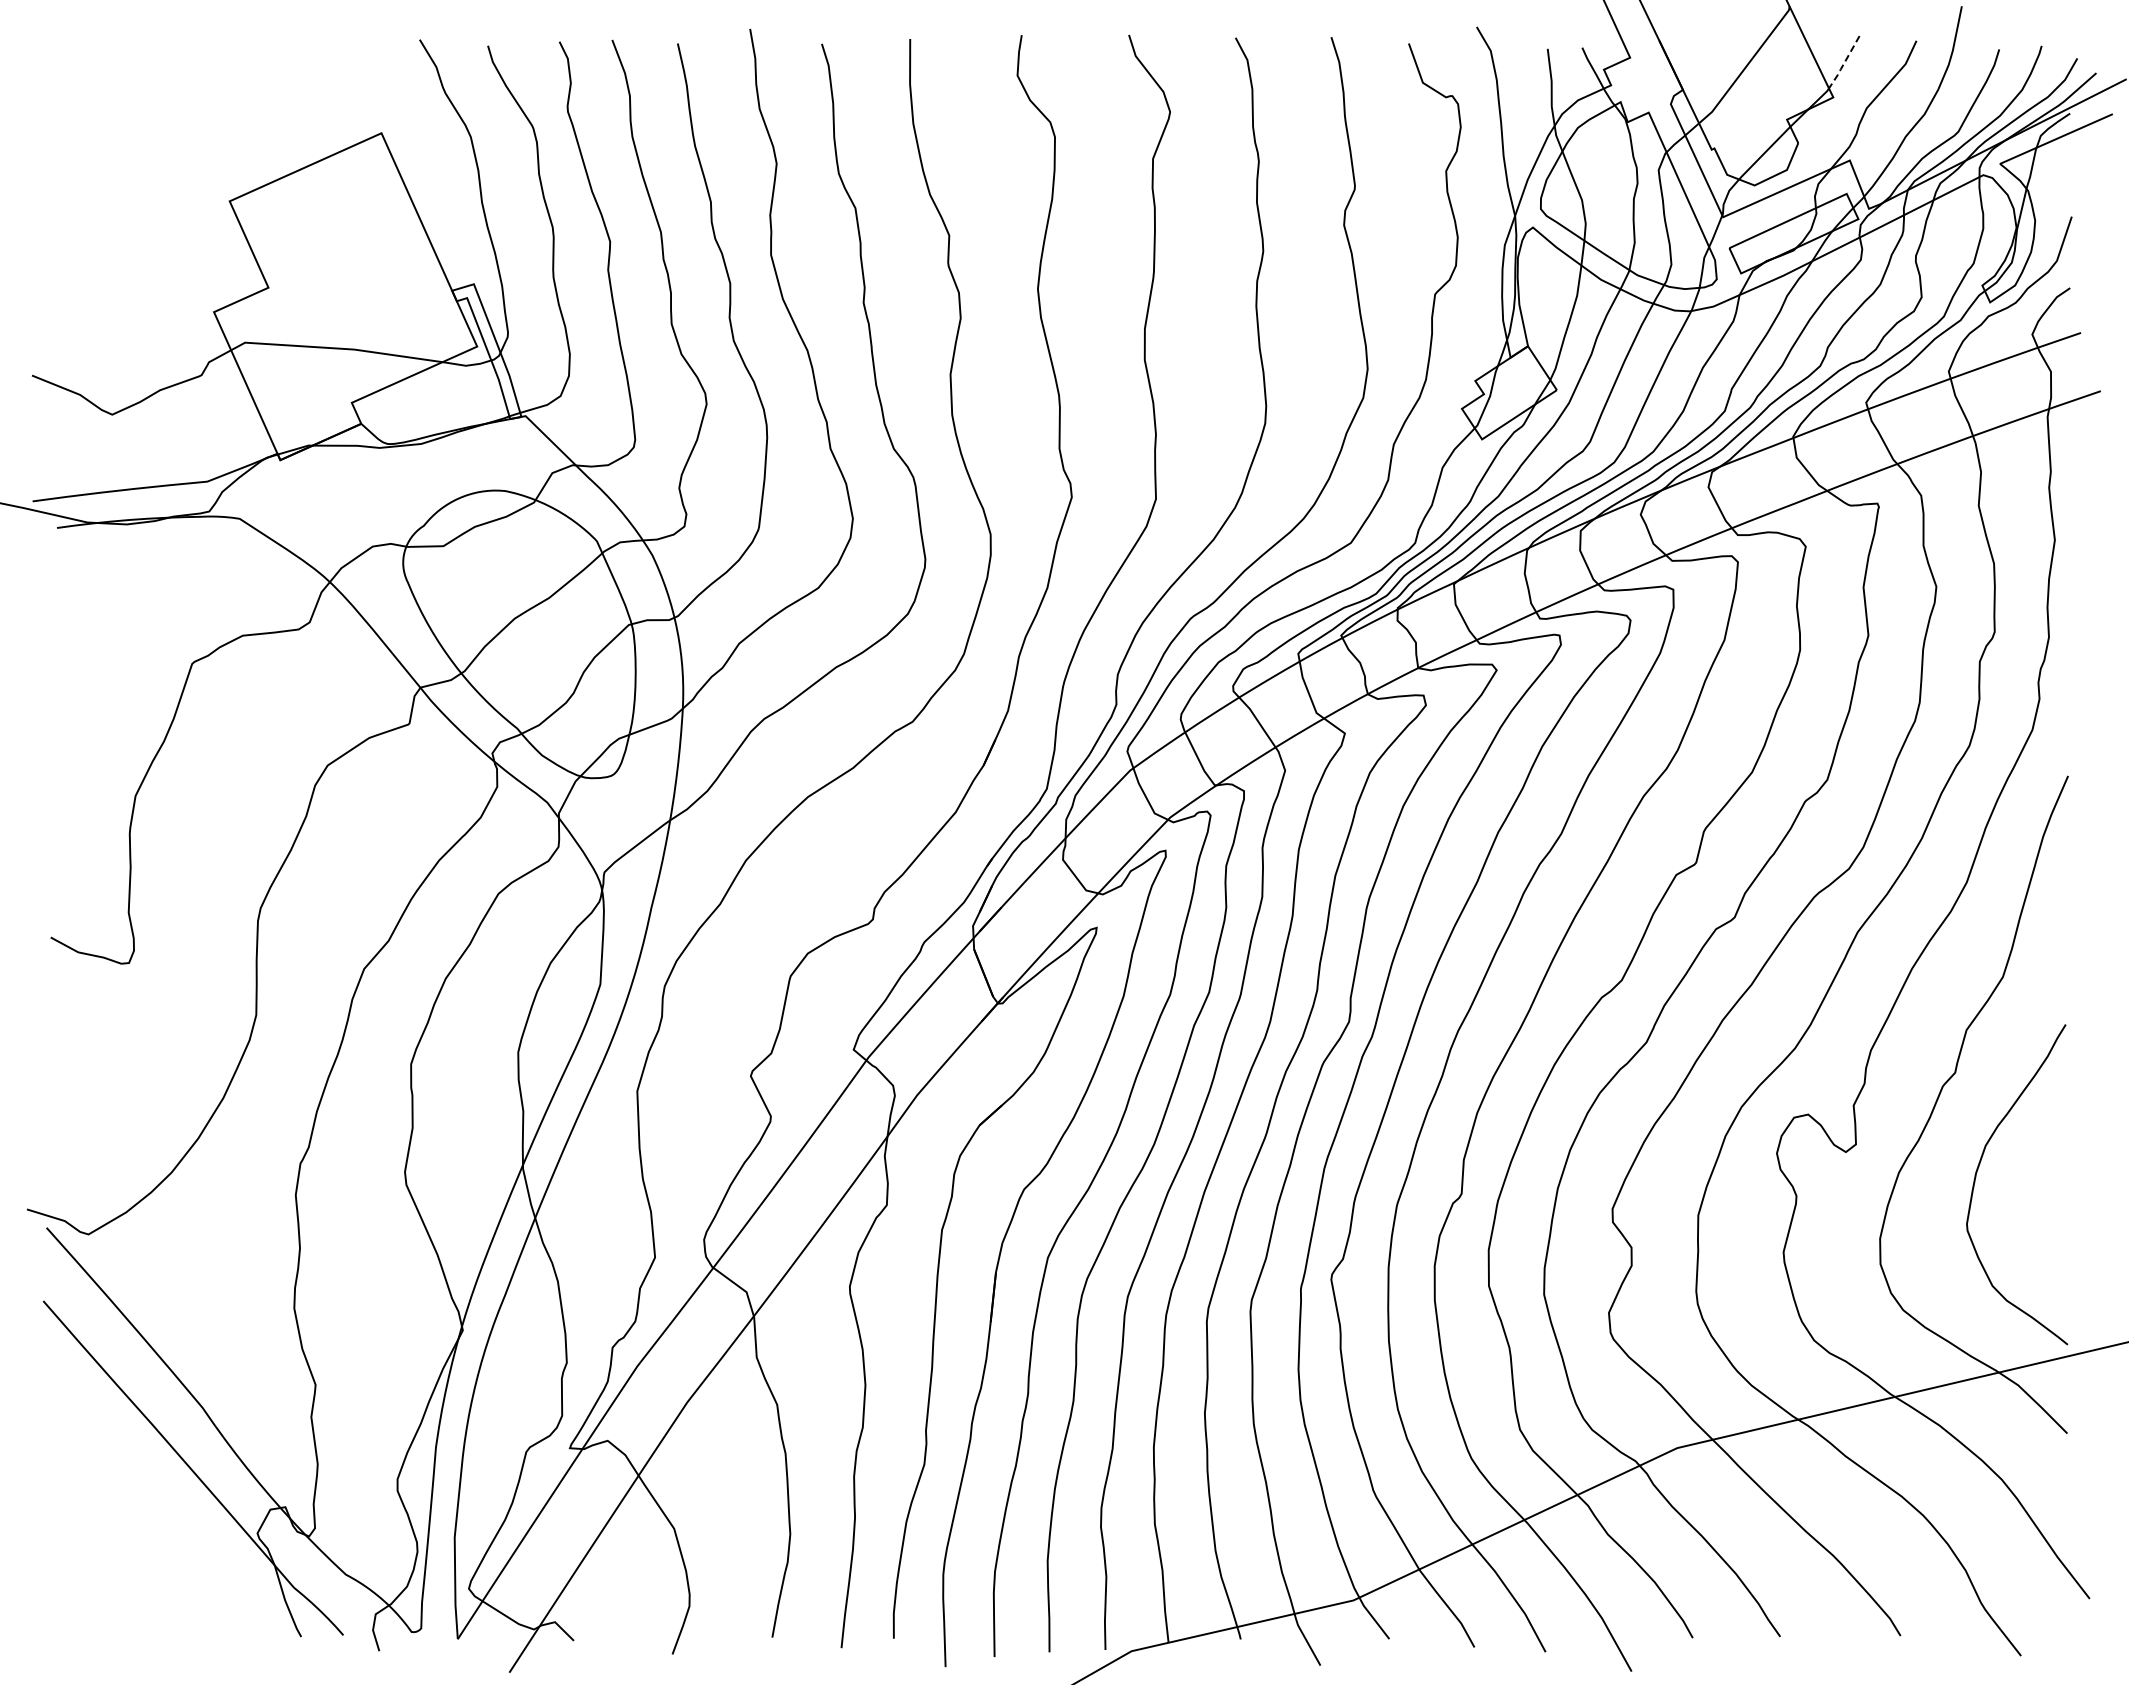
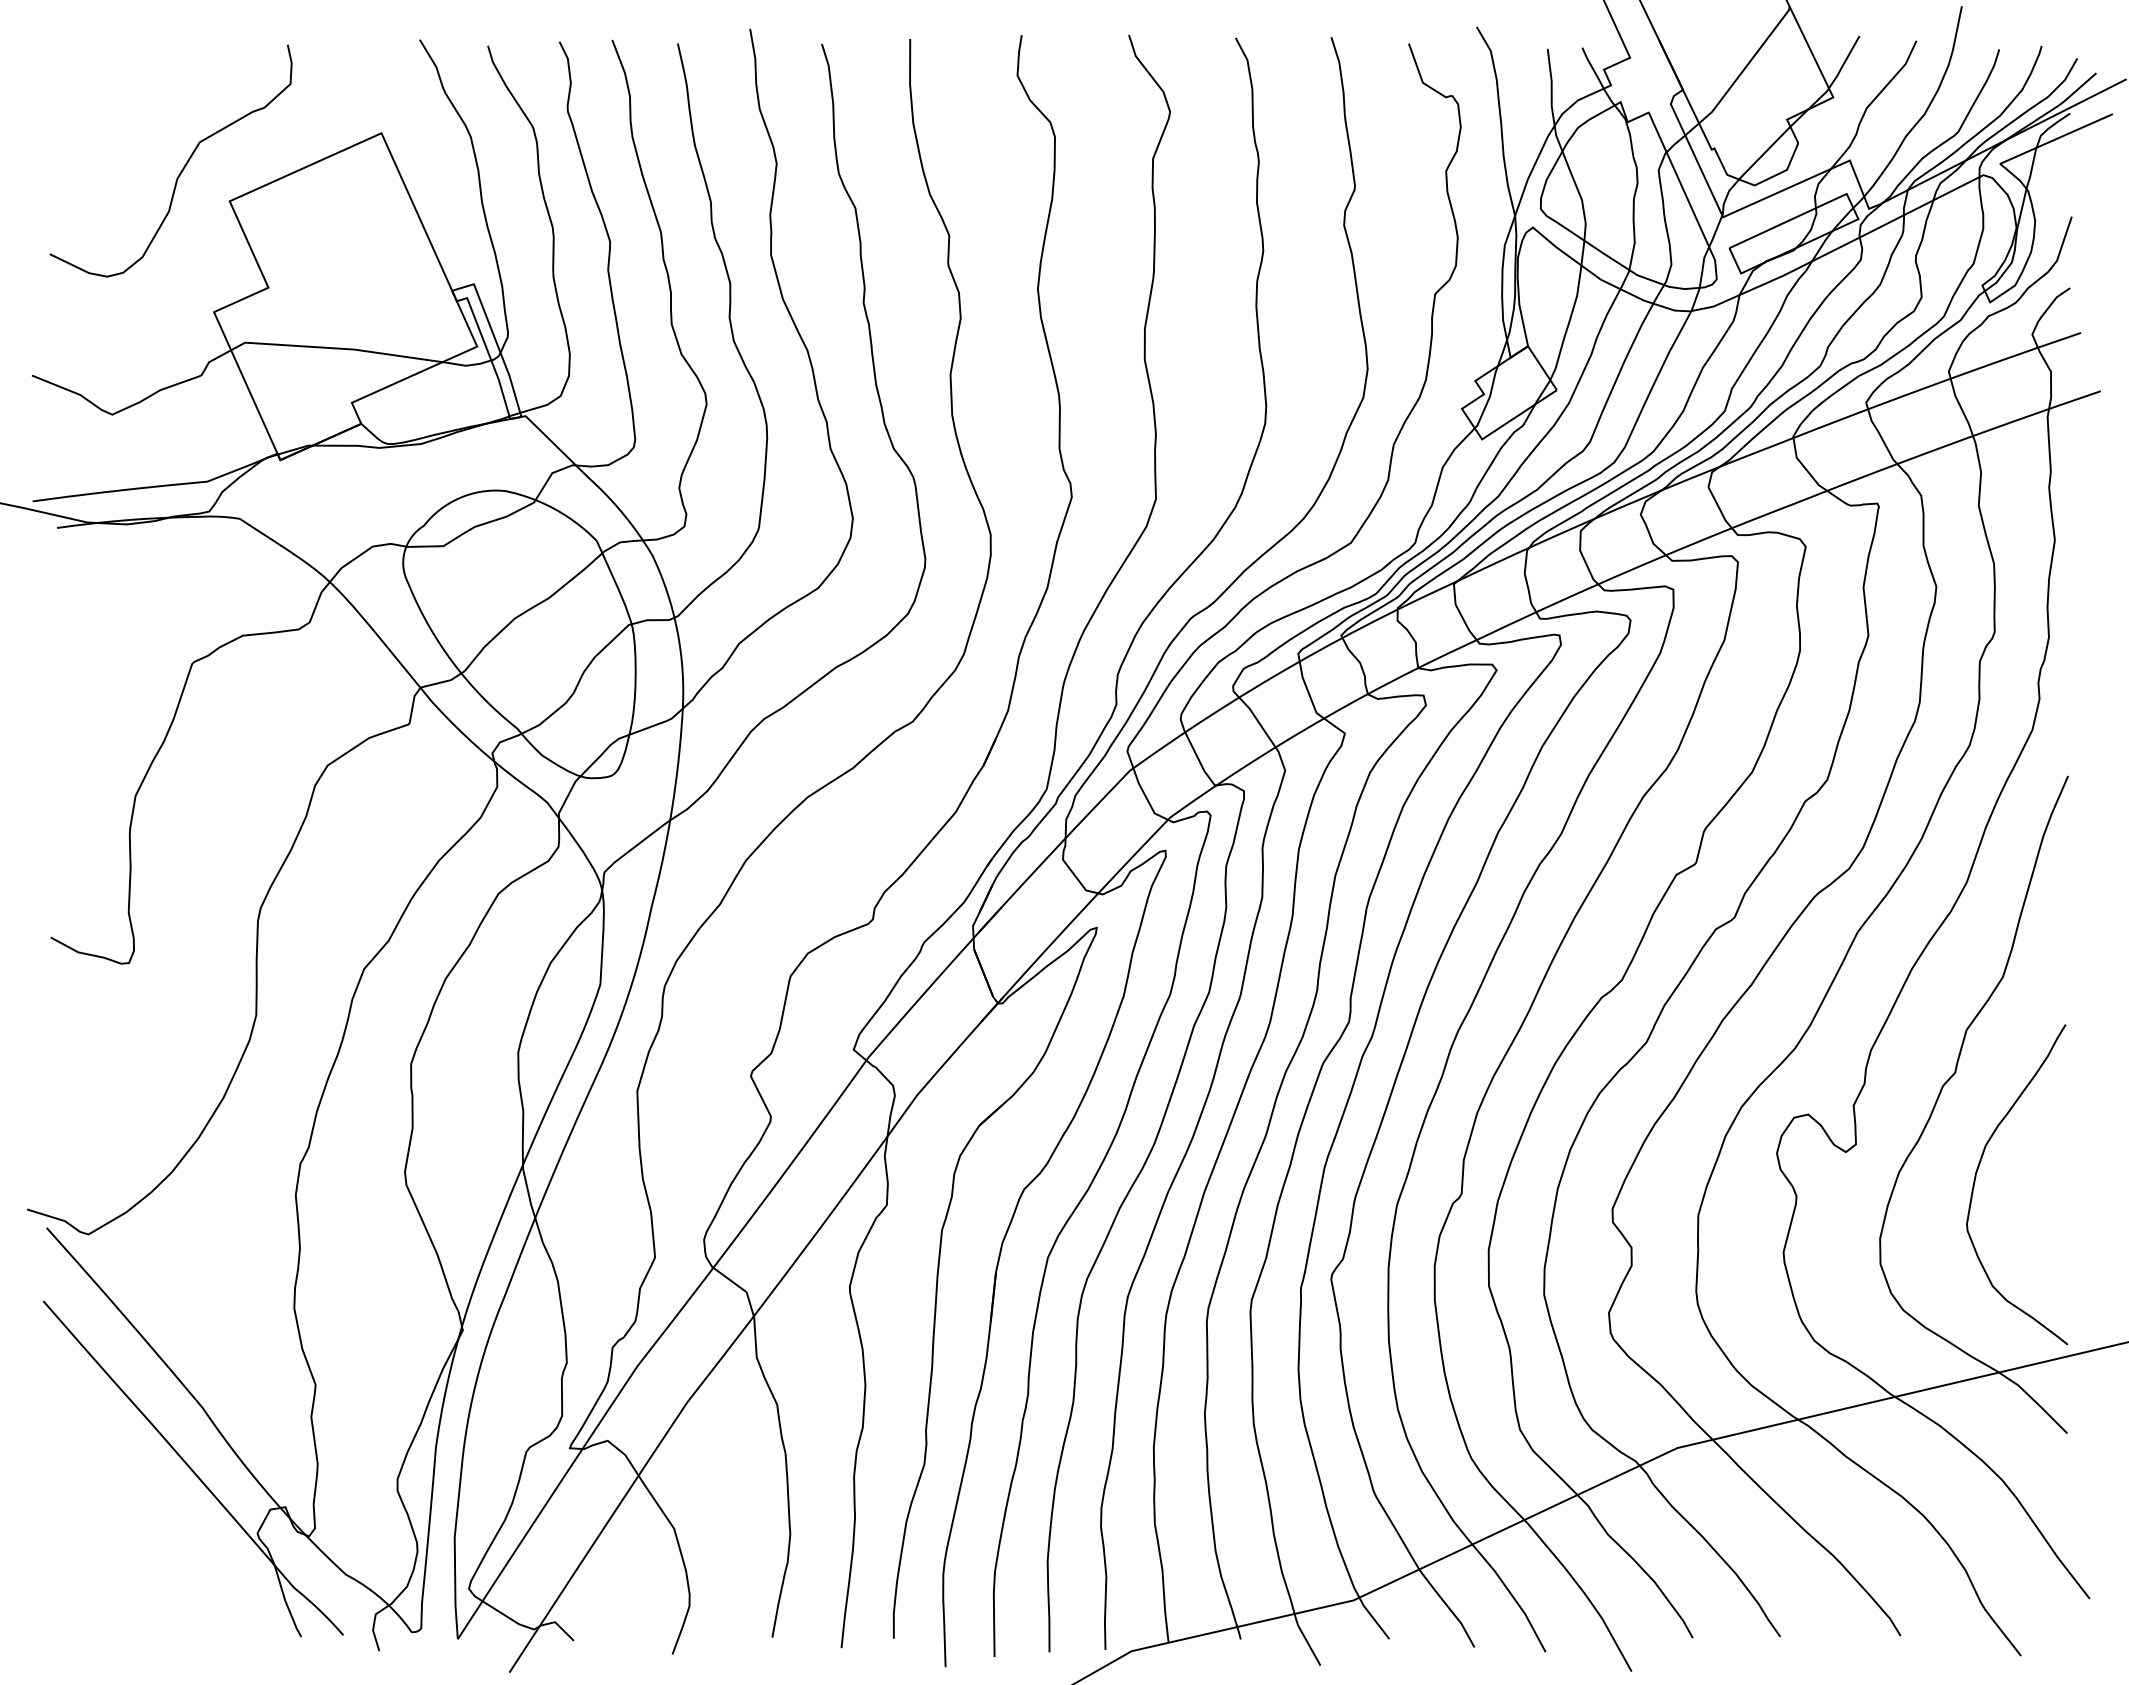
line: dashed -> solid (1843, 64)
curve: none -> present (183, 166)
